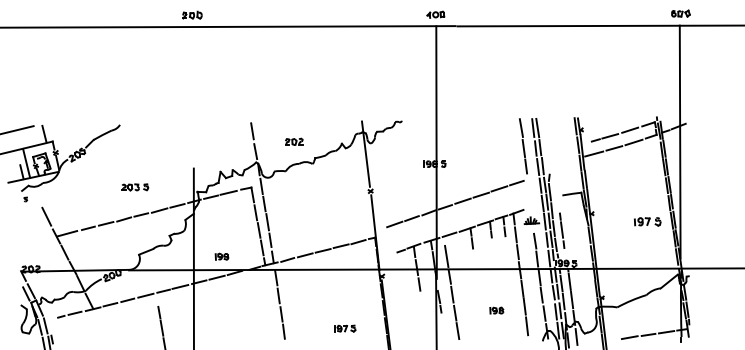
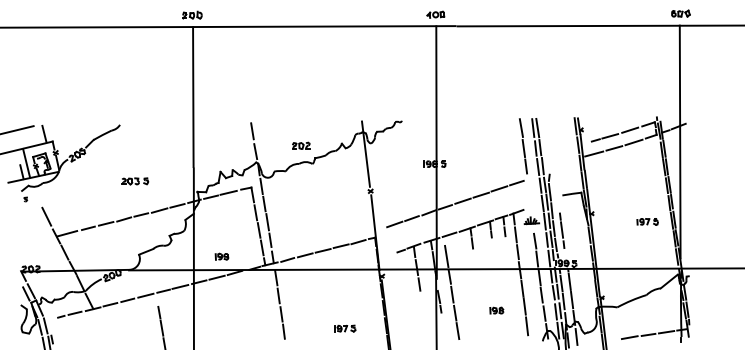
line: none -> present (193, 97)
part position: (294, 141) -> (301, 145) (301, 145)
part position: (135, 187) -> (135, 181) (135, 181)
part size: 28x10 px -> 23x8 px (647, 221)
